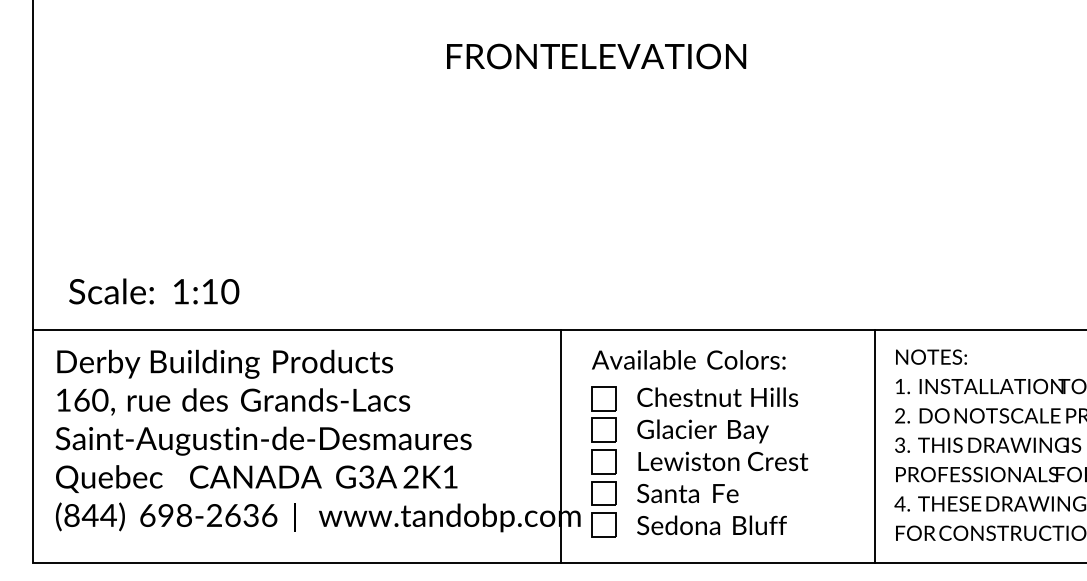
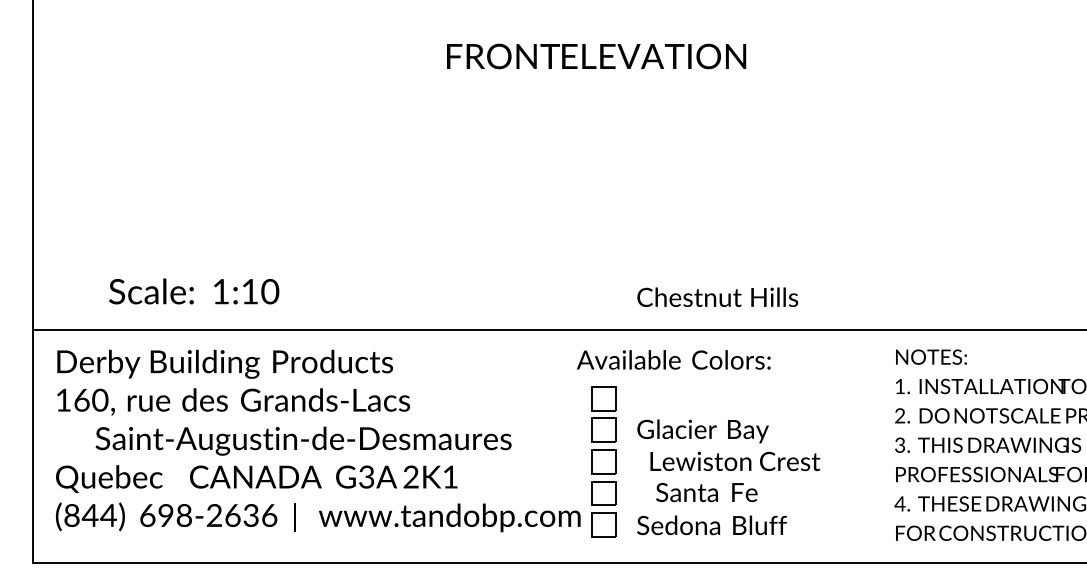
text position: (154, 291) -> (194, 291) (194, 291)
text position: (688, 359) -> (673, 359) (673, 359)
text position: (717, 396) -> (717, 296) (717, 296)
text position: (263, 440) -> (303, 440) (303, 440)
line: present -> none (561, 446)
line: present -> none (874, 446)
text position: (723, 461) -> (735, 461) (735, 461)
text position: (687, 493) -> (706, 492) (706, 492)
